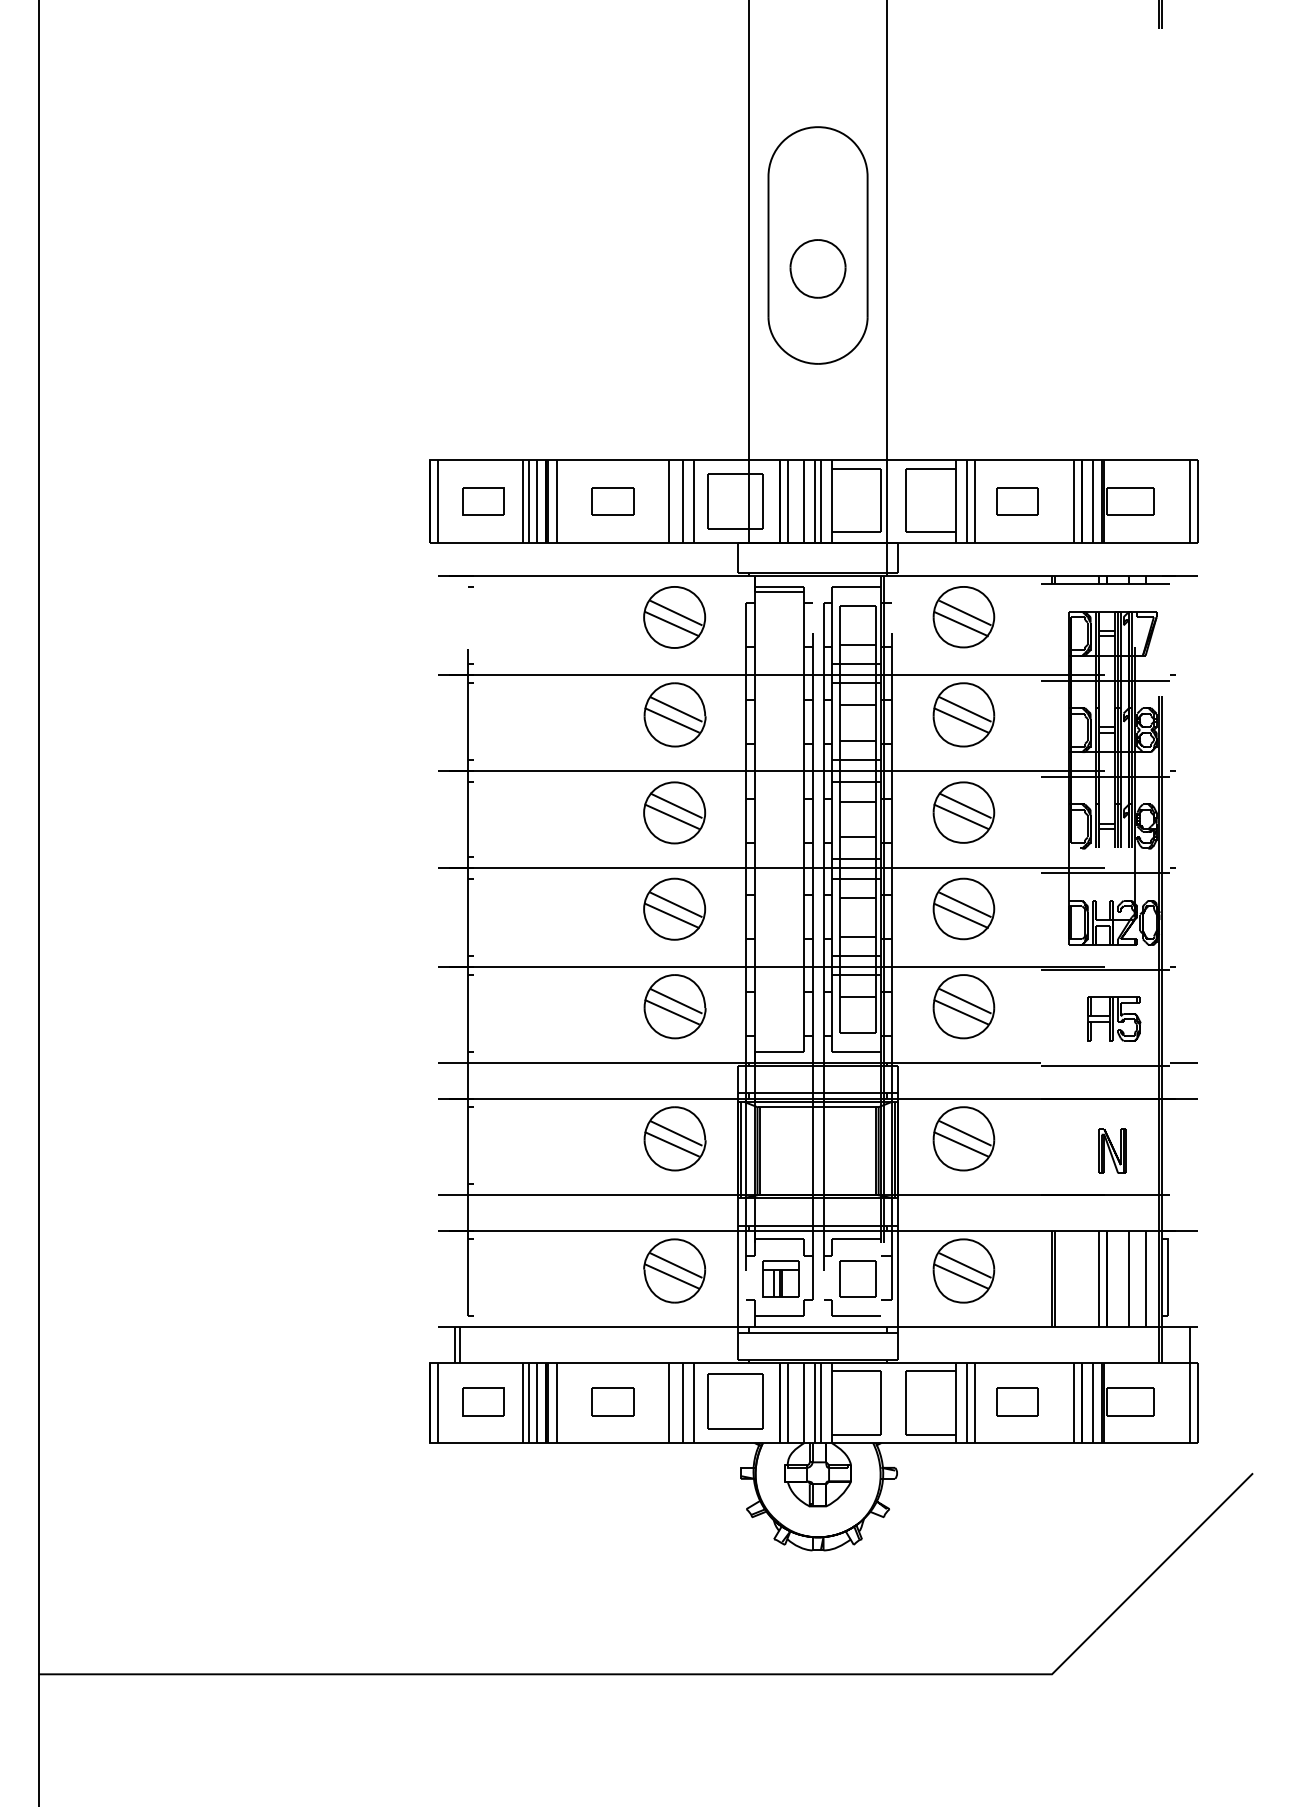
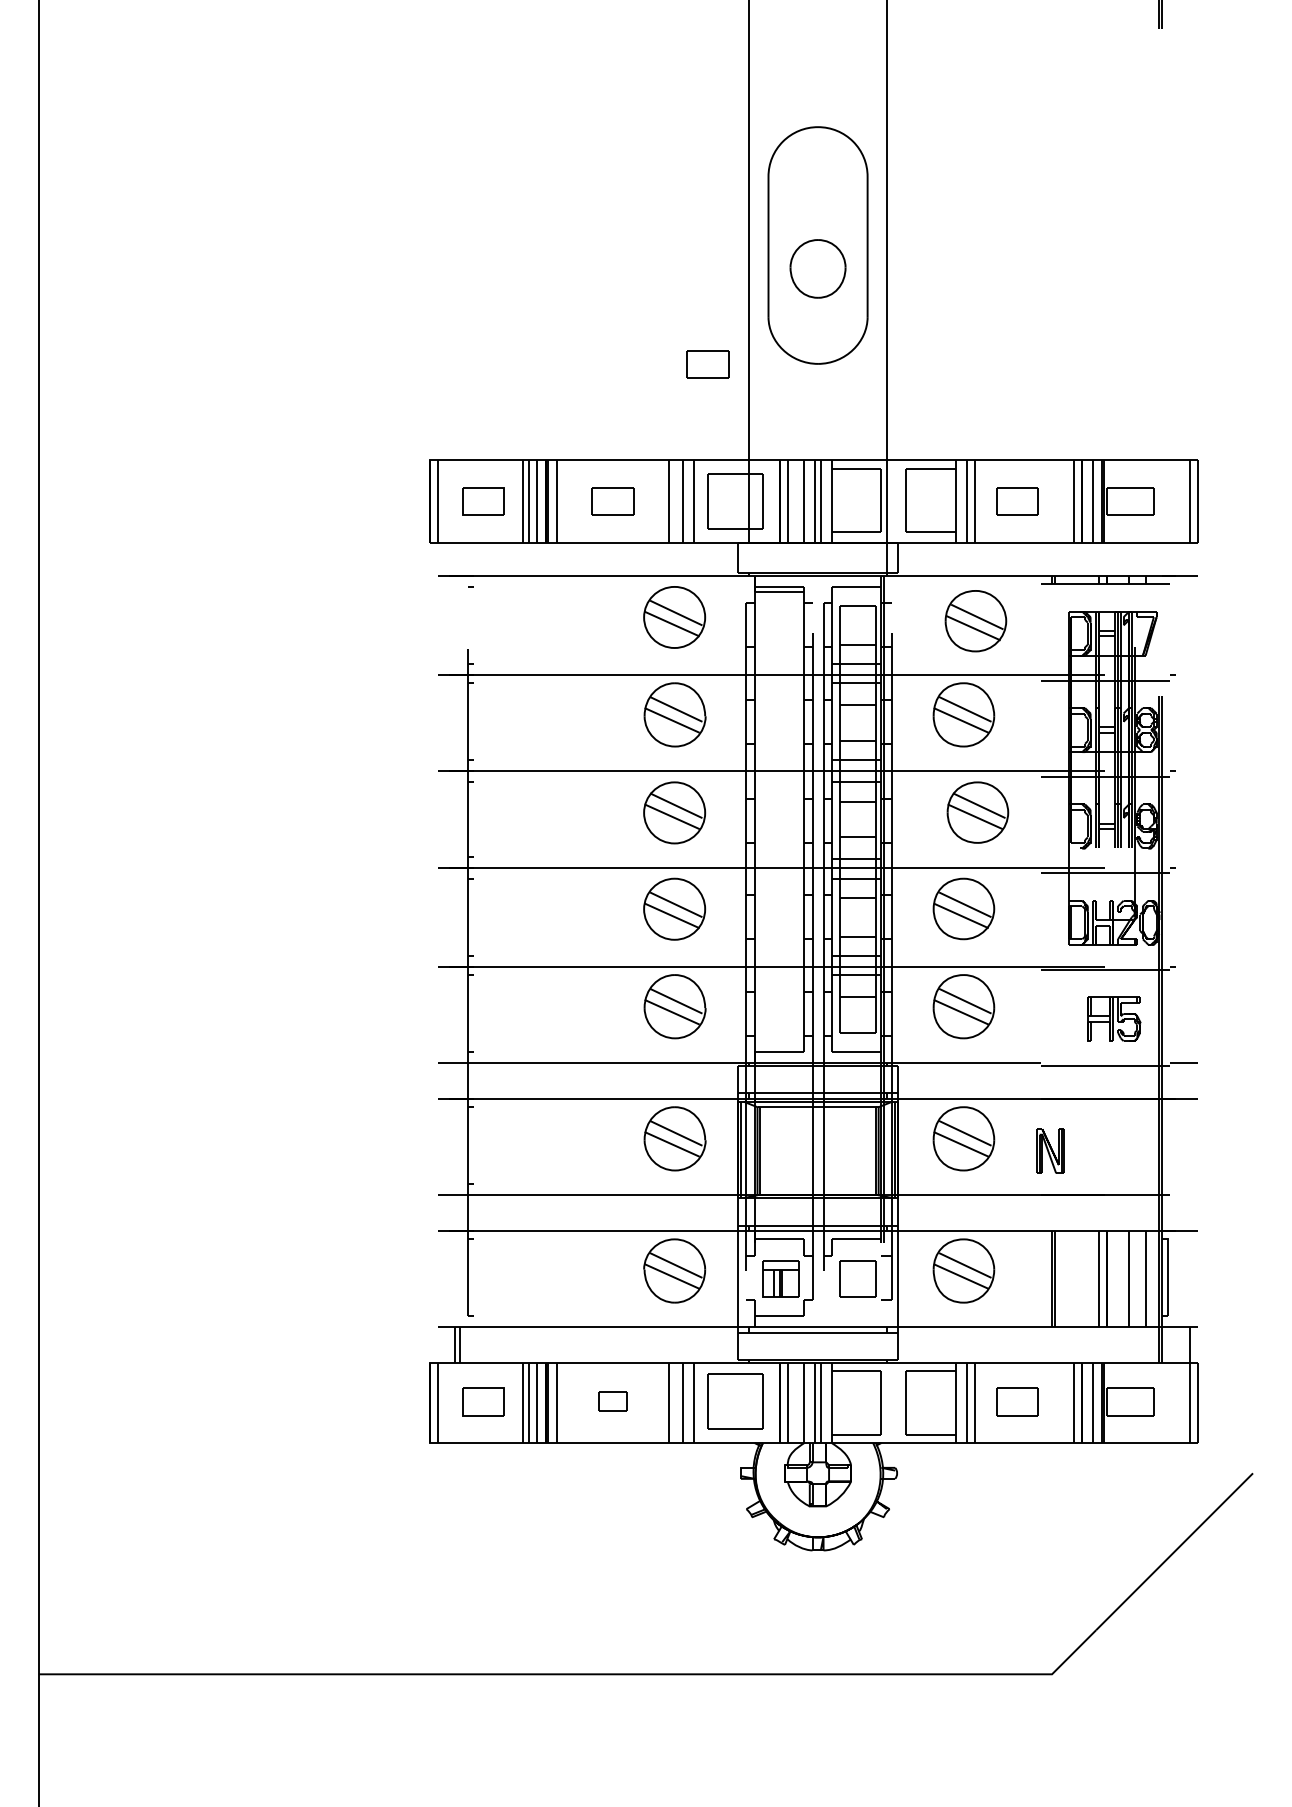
part: none -> present (707, 364)
part position: (963, 617) -> (975, 621) (975, 621)
part position: (963, 812) -> (977, 812) (977, 812)
part position: (1112, 1150) -> (1050, 1150) (1050, 1150)
part: present -> none (852, 1315)
part size: 44x30 px -> 30x21 px (612, 1401)
